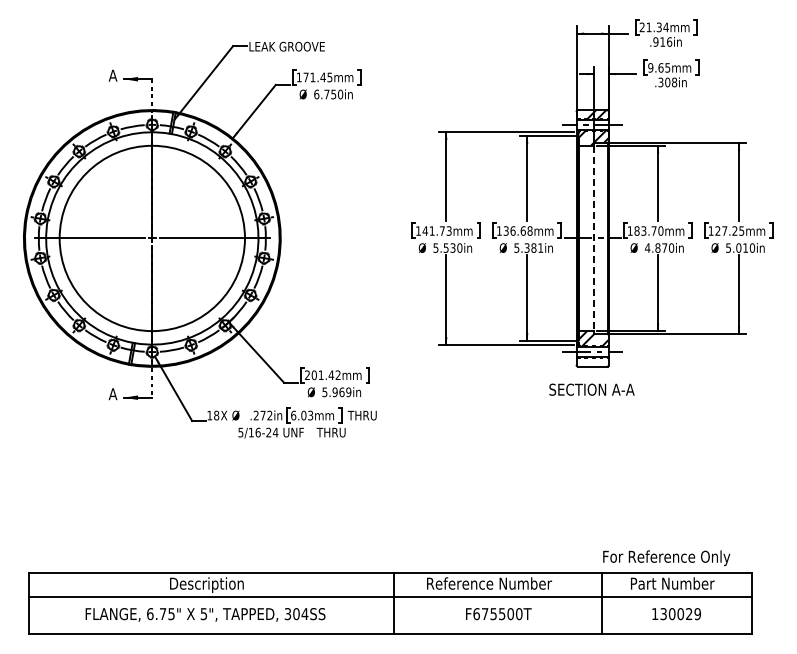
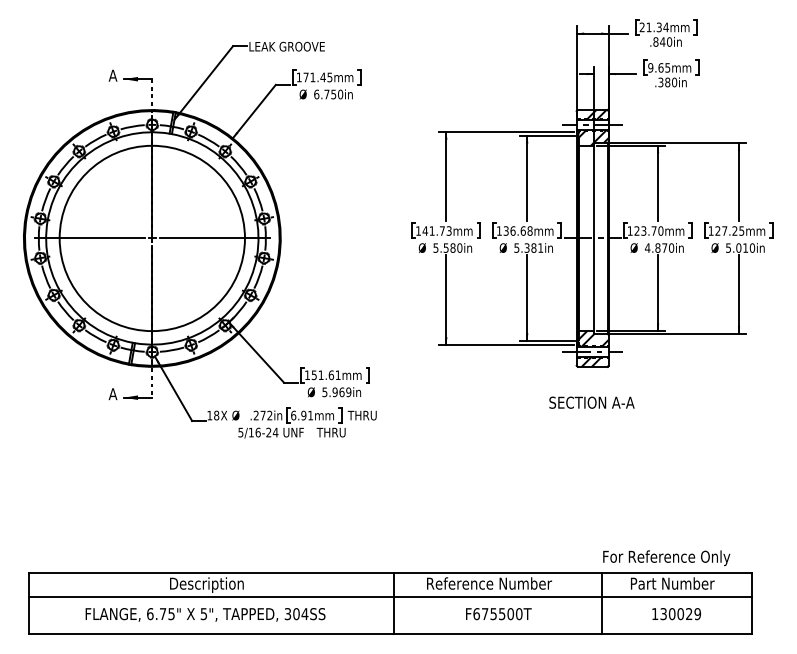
text: .916in -> .840in (662, 41)
text: .308in -> .380in (671, 82)
text: 183.70mm -> 123.70mm (636, 230)
line: dashed -> solid (594, 238)
text: 5.530in -> 5.580in (452, 247)
hatch: none -> present (591, 361)
text: 201.42mm -> 151.61mm (322, 375)
text position: (591, 389) -> (591, 402) (591, 402)
text: 6.03mm -> 6.91mm (307, 415)
